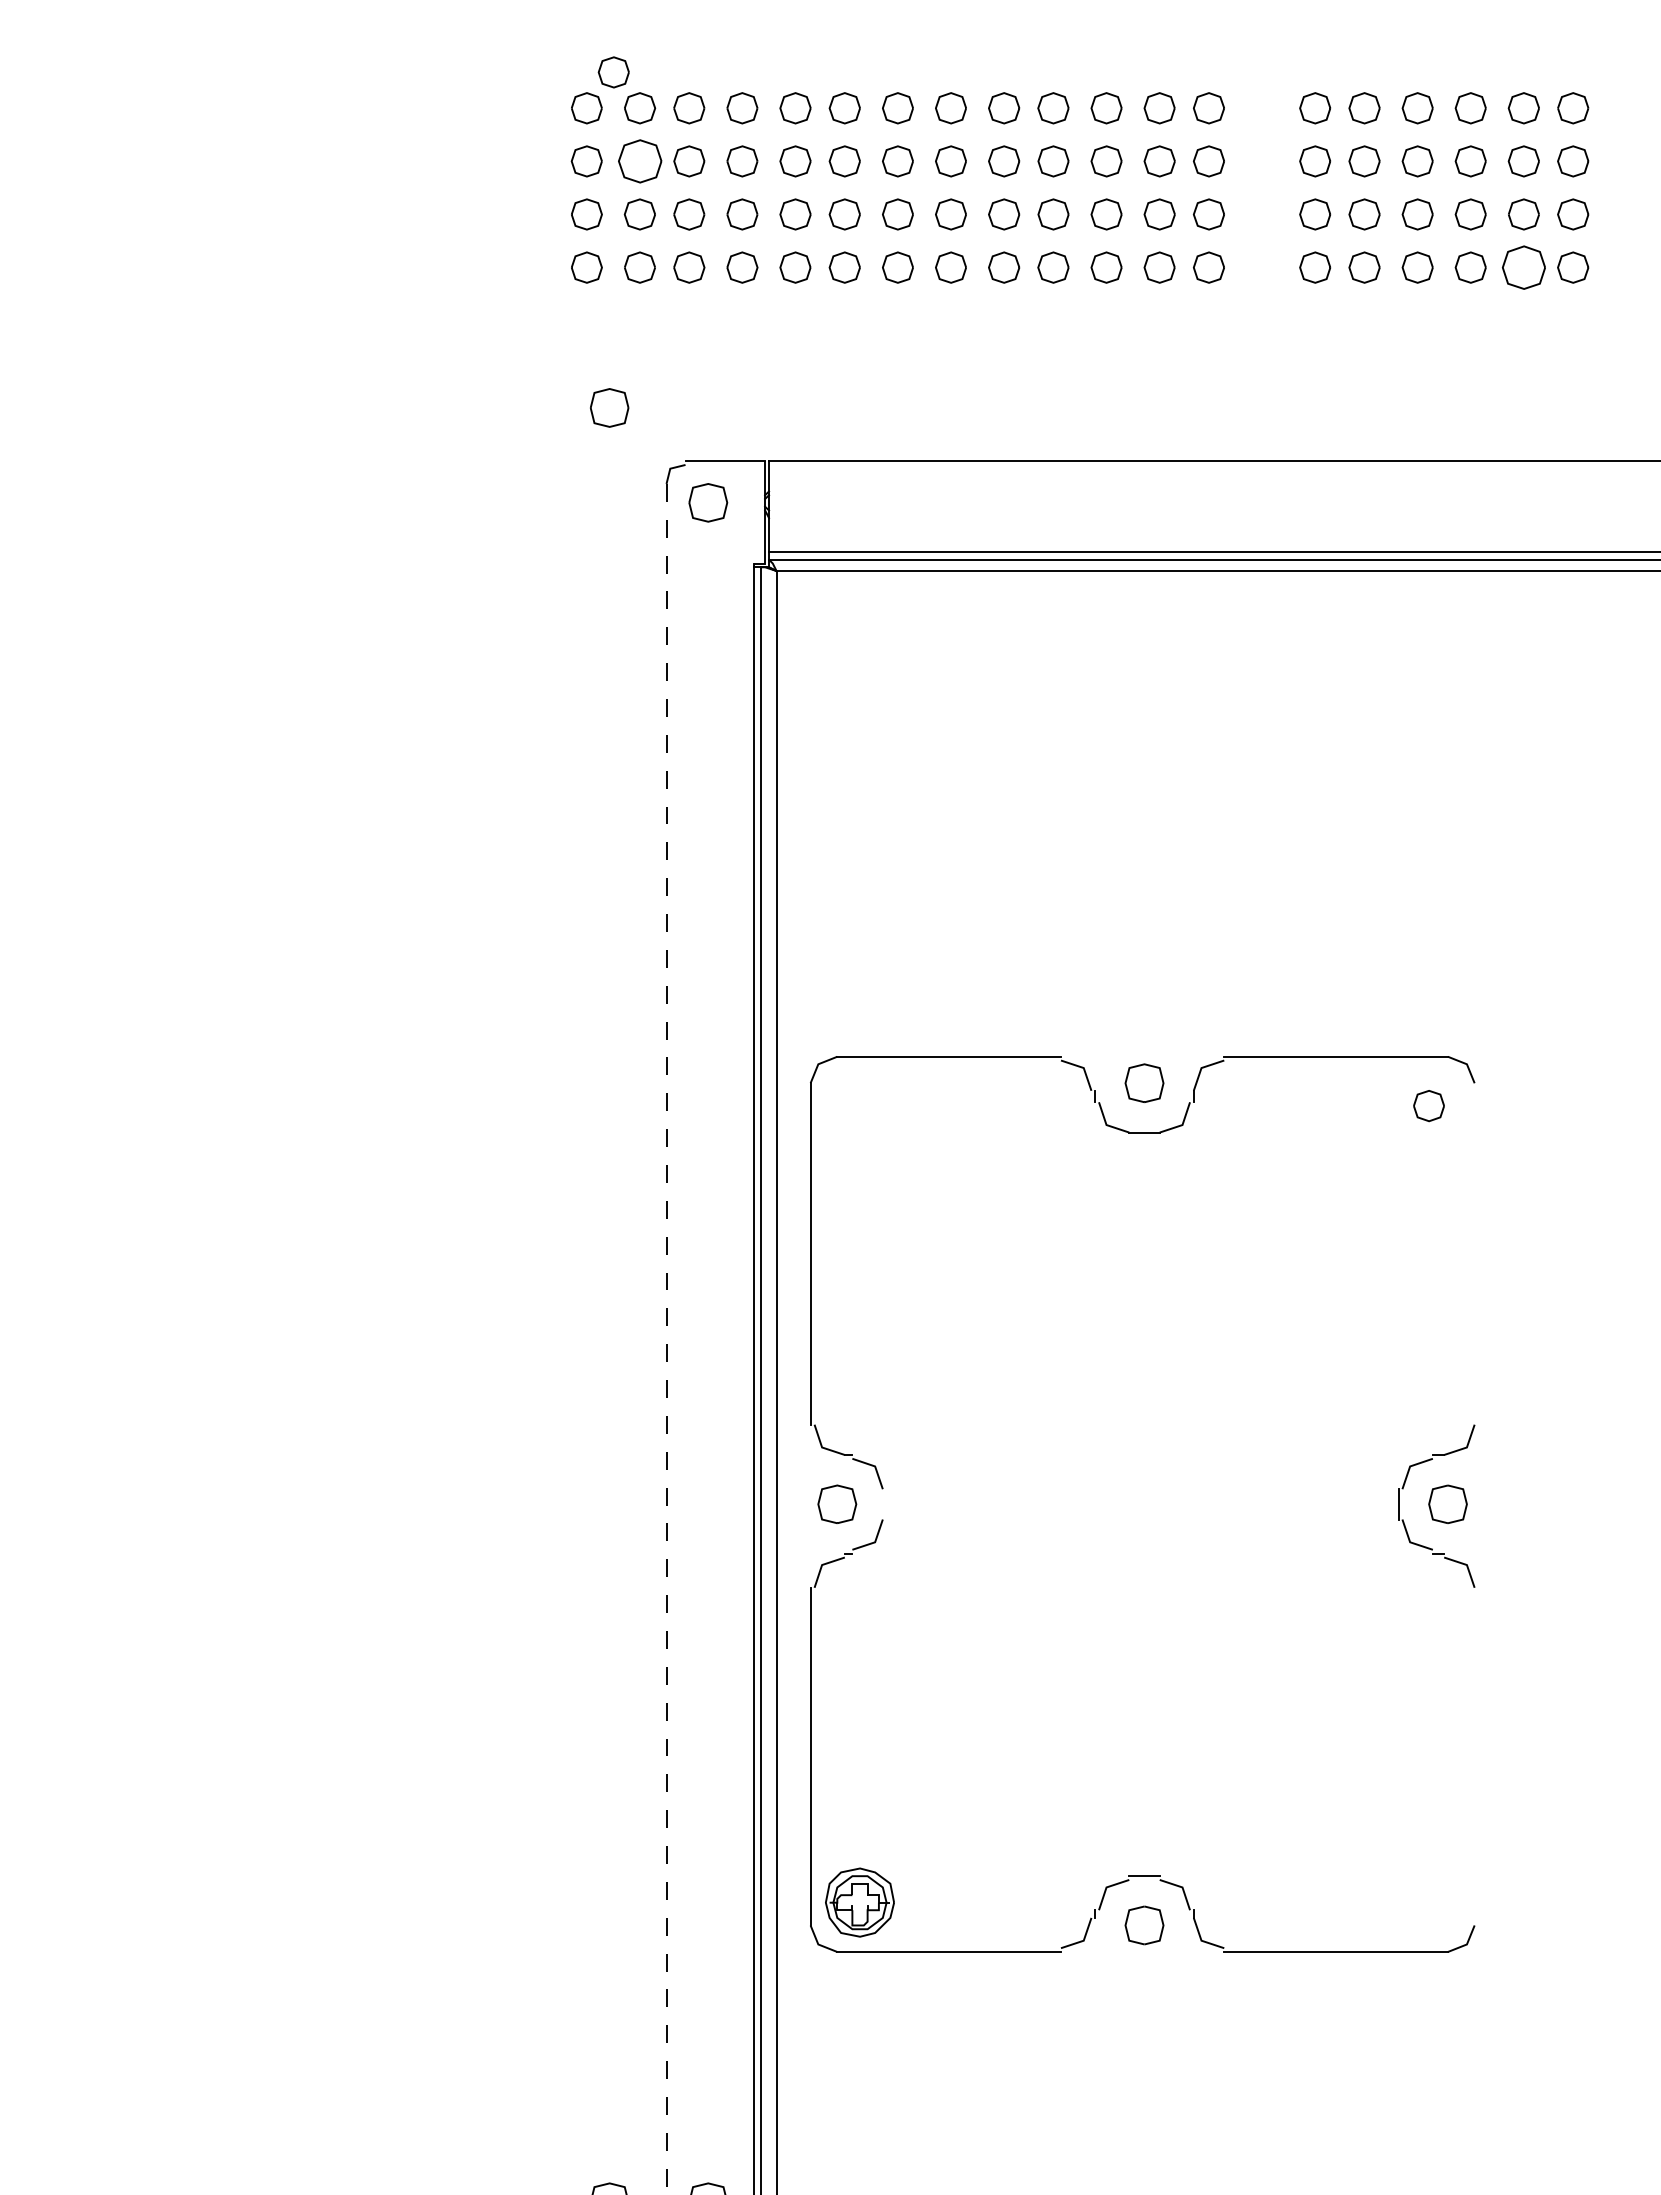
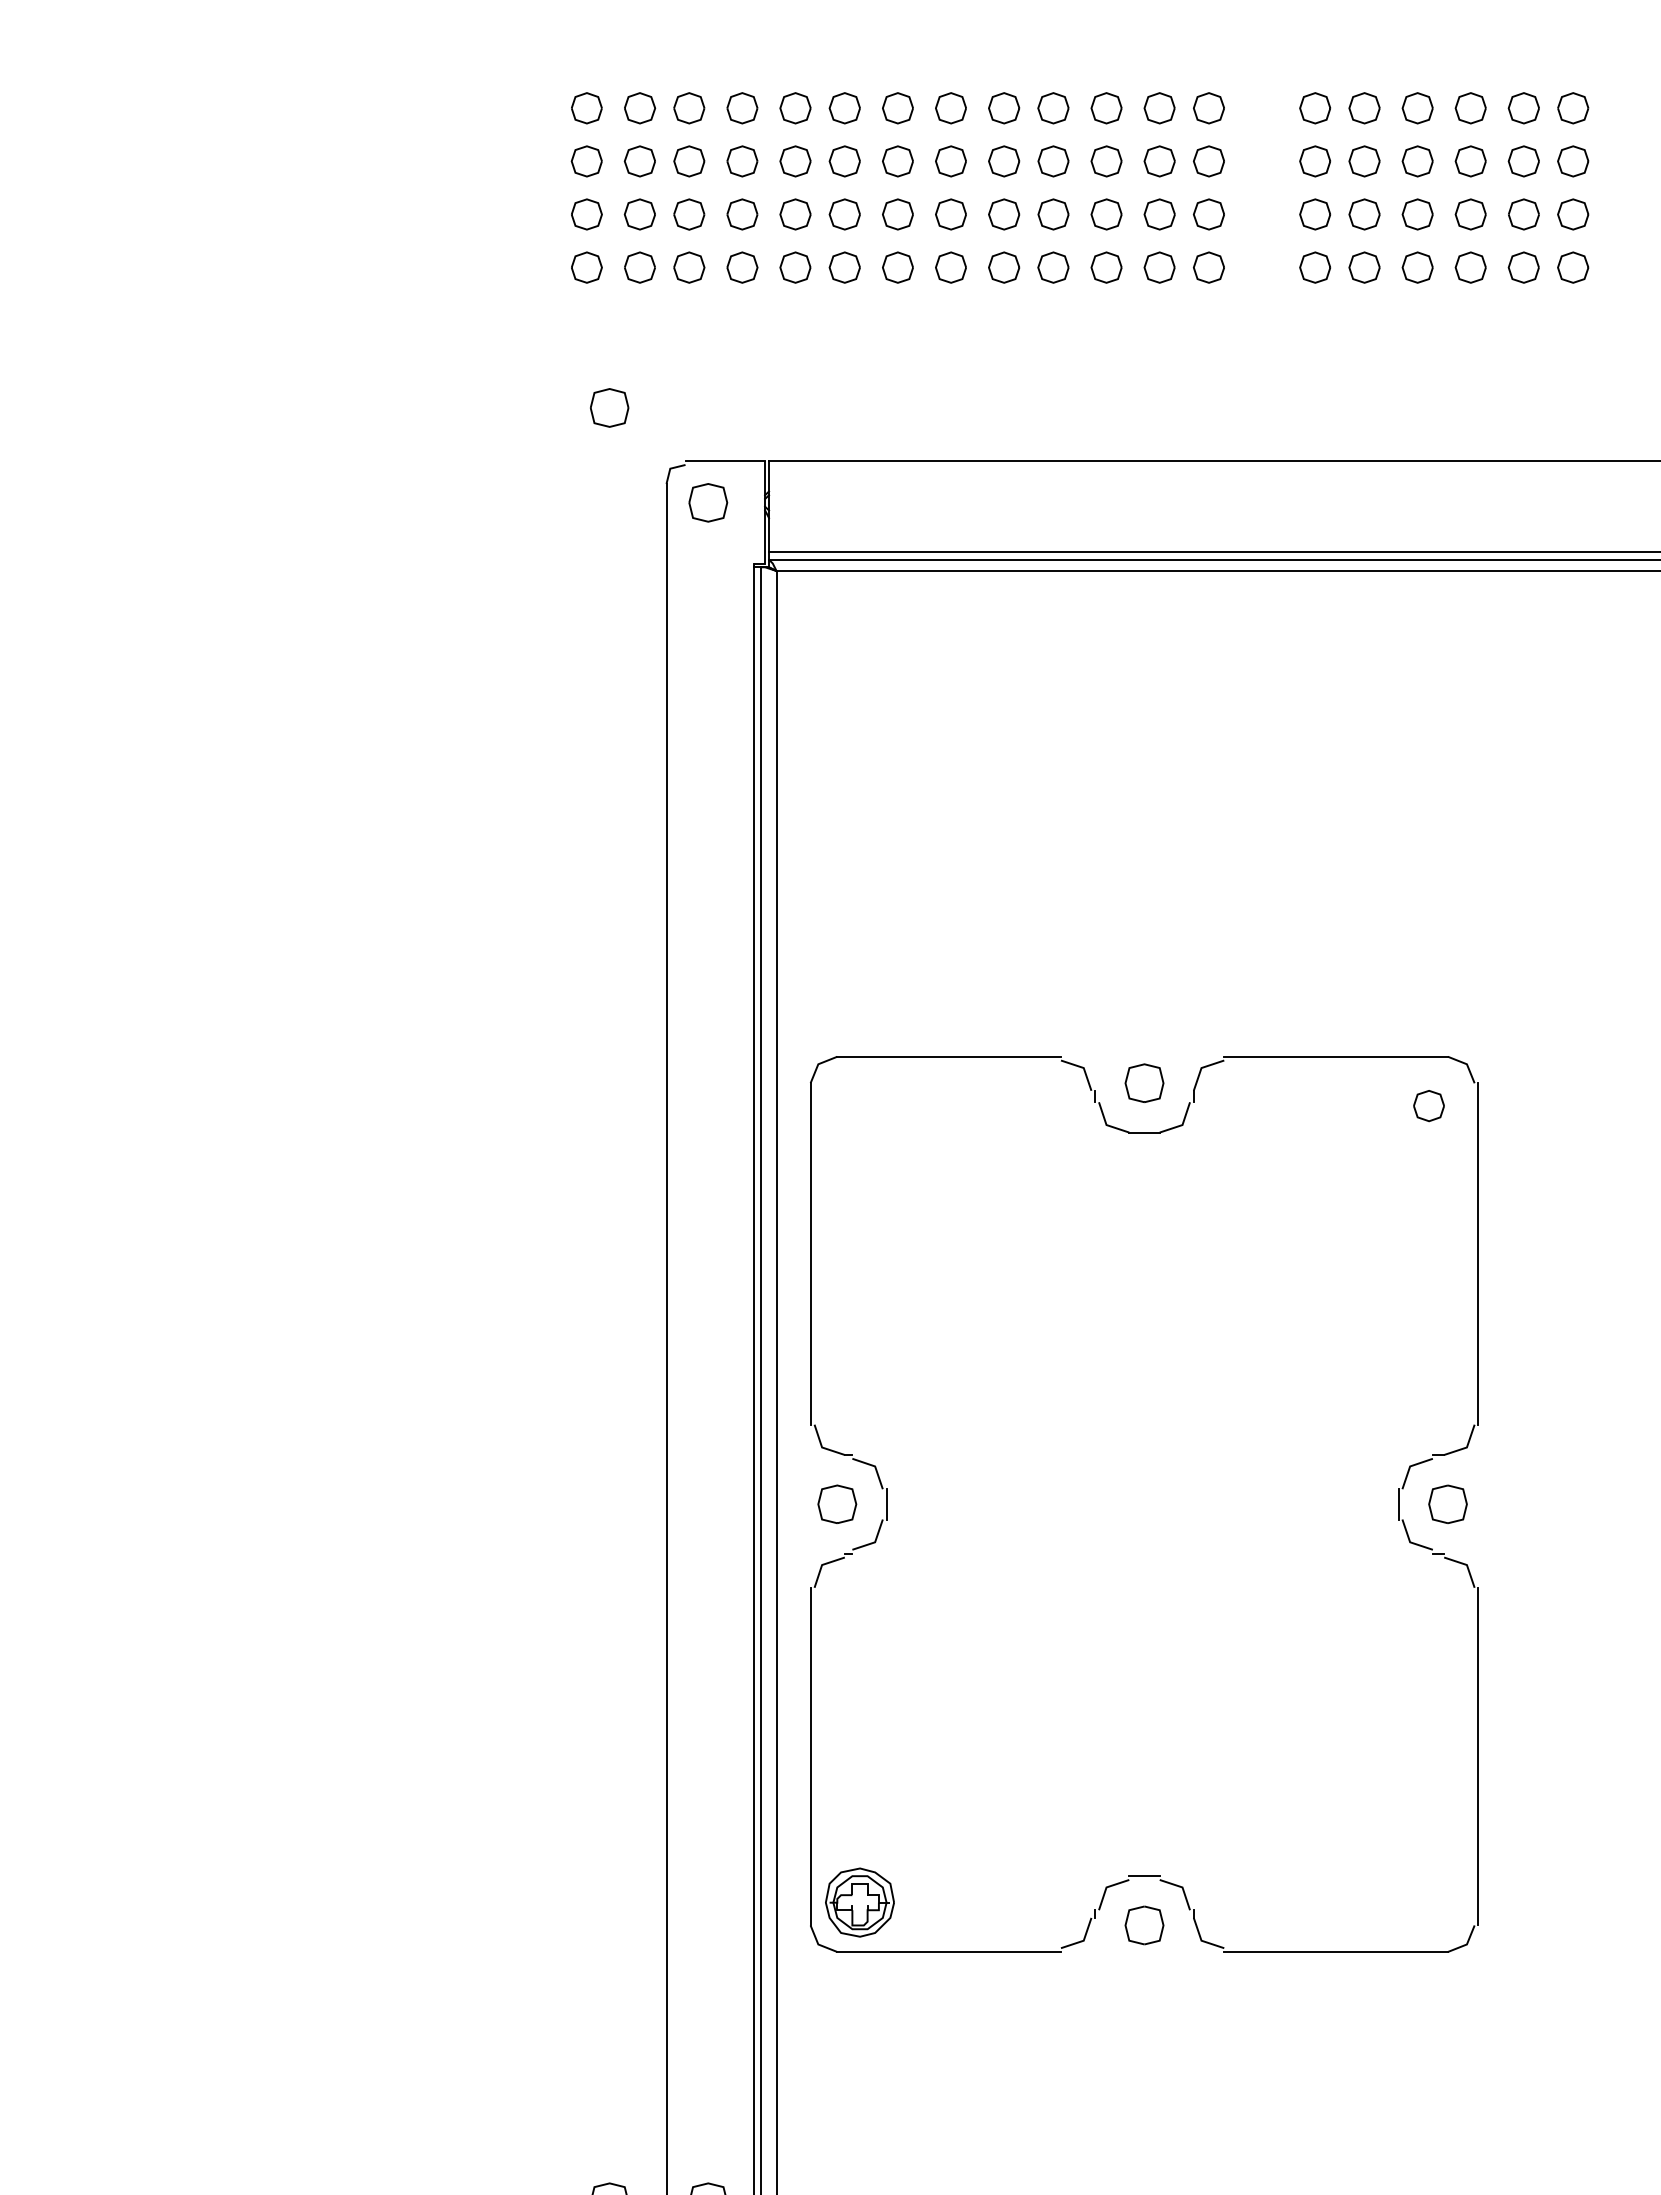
part: present -> none (613, 72)
part size: 45x45 px -> 33x33 px (639, 161)
part size: 45x45 px -> 33x33 px (1523, 267)
line: none -> present (1478, 1253)
line: dashed -> solid (666, 1339)
line: none -> present (886, 1504)
line: none -> present (1478, 1756)
